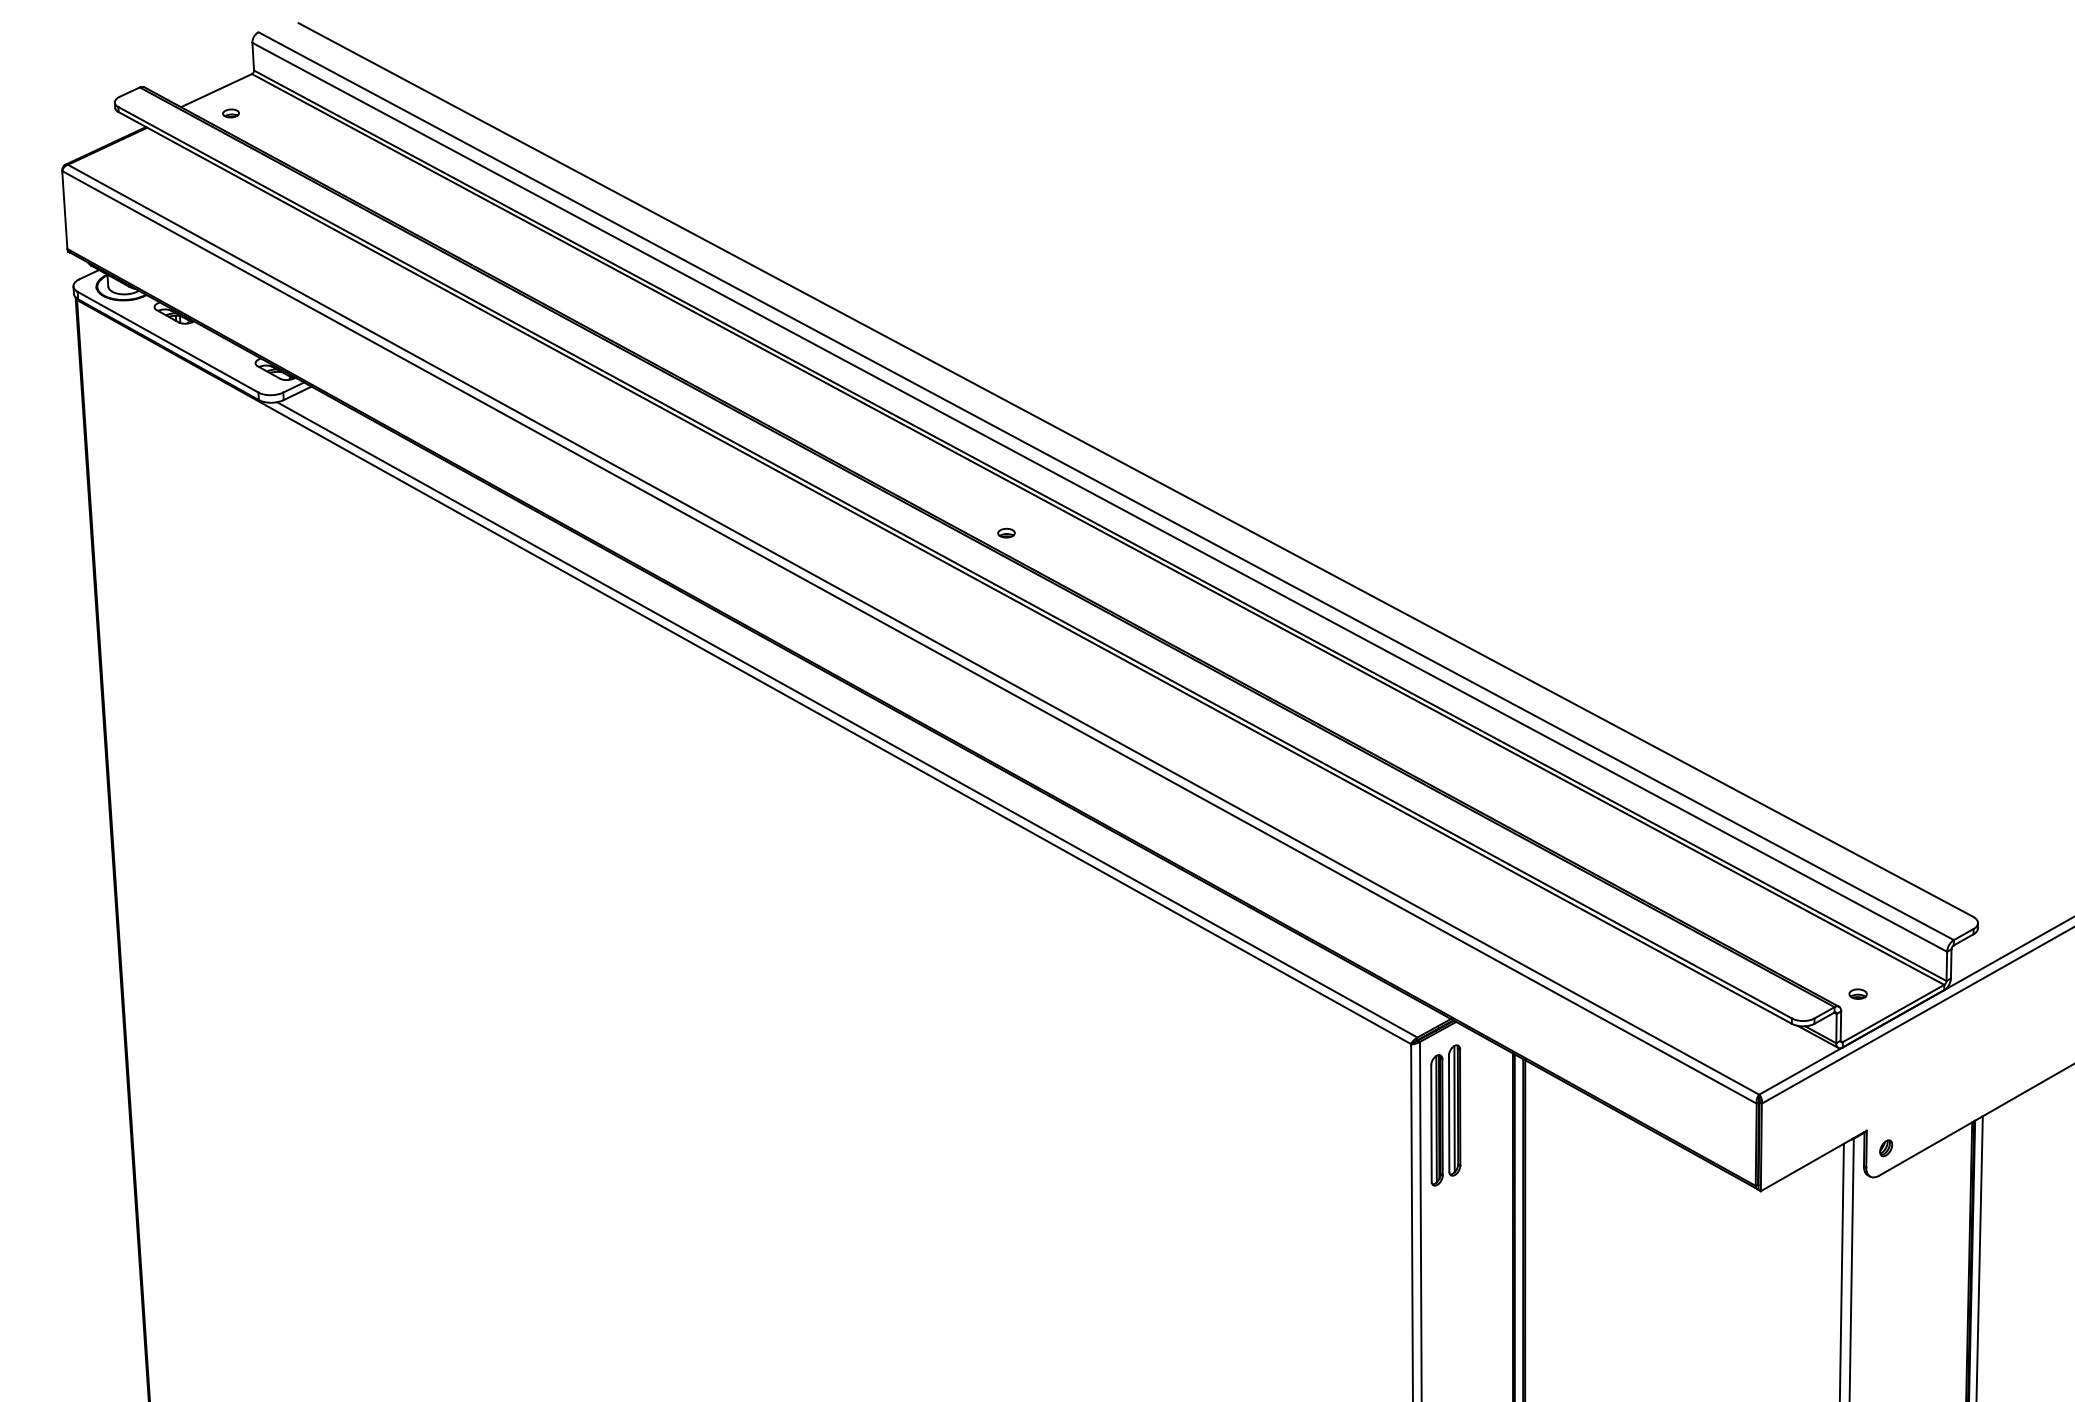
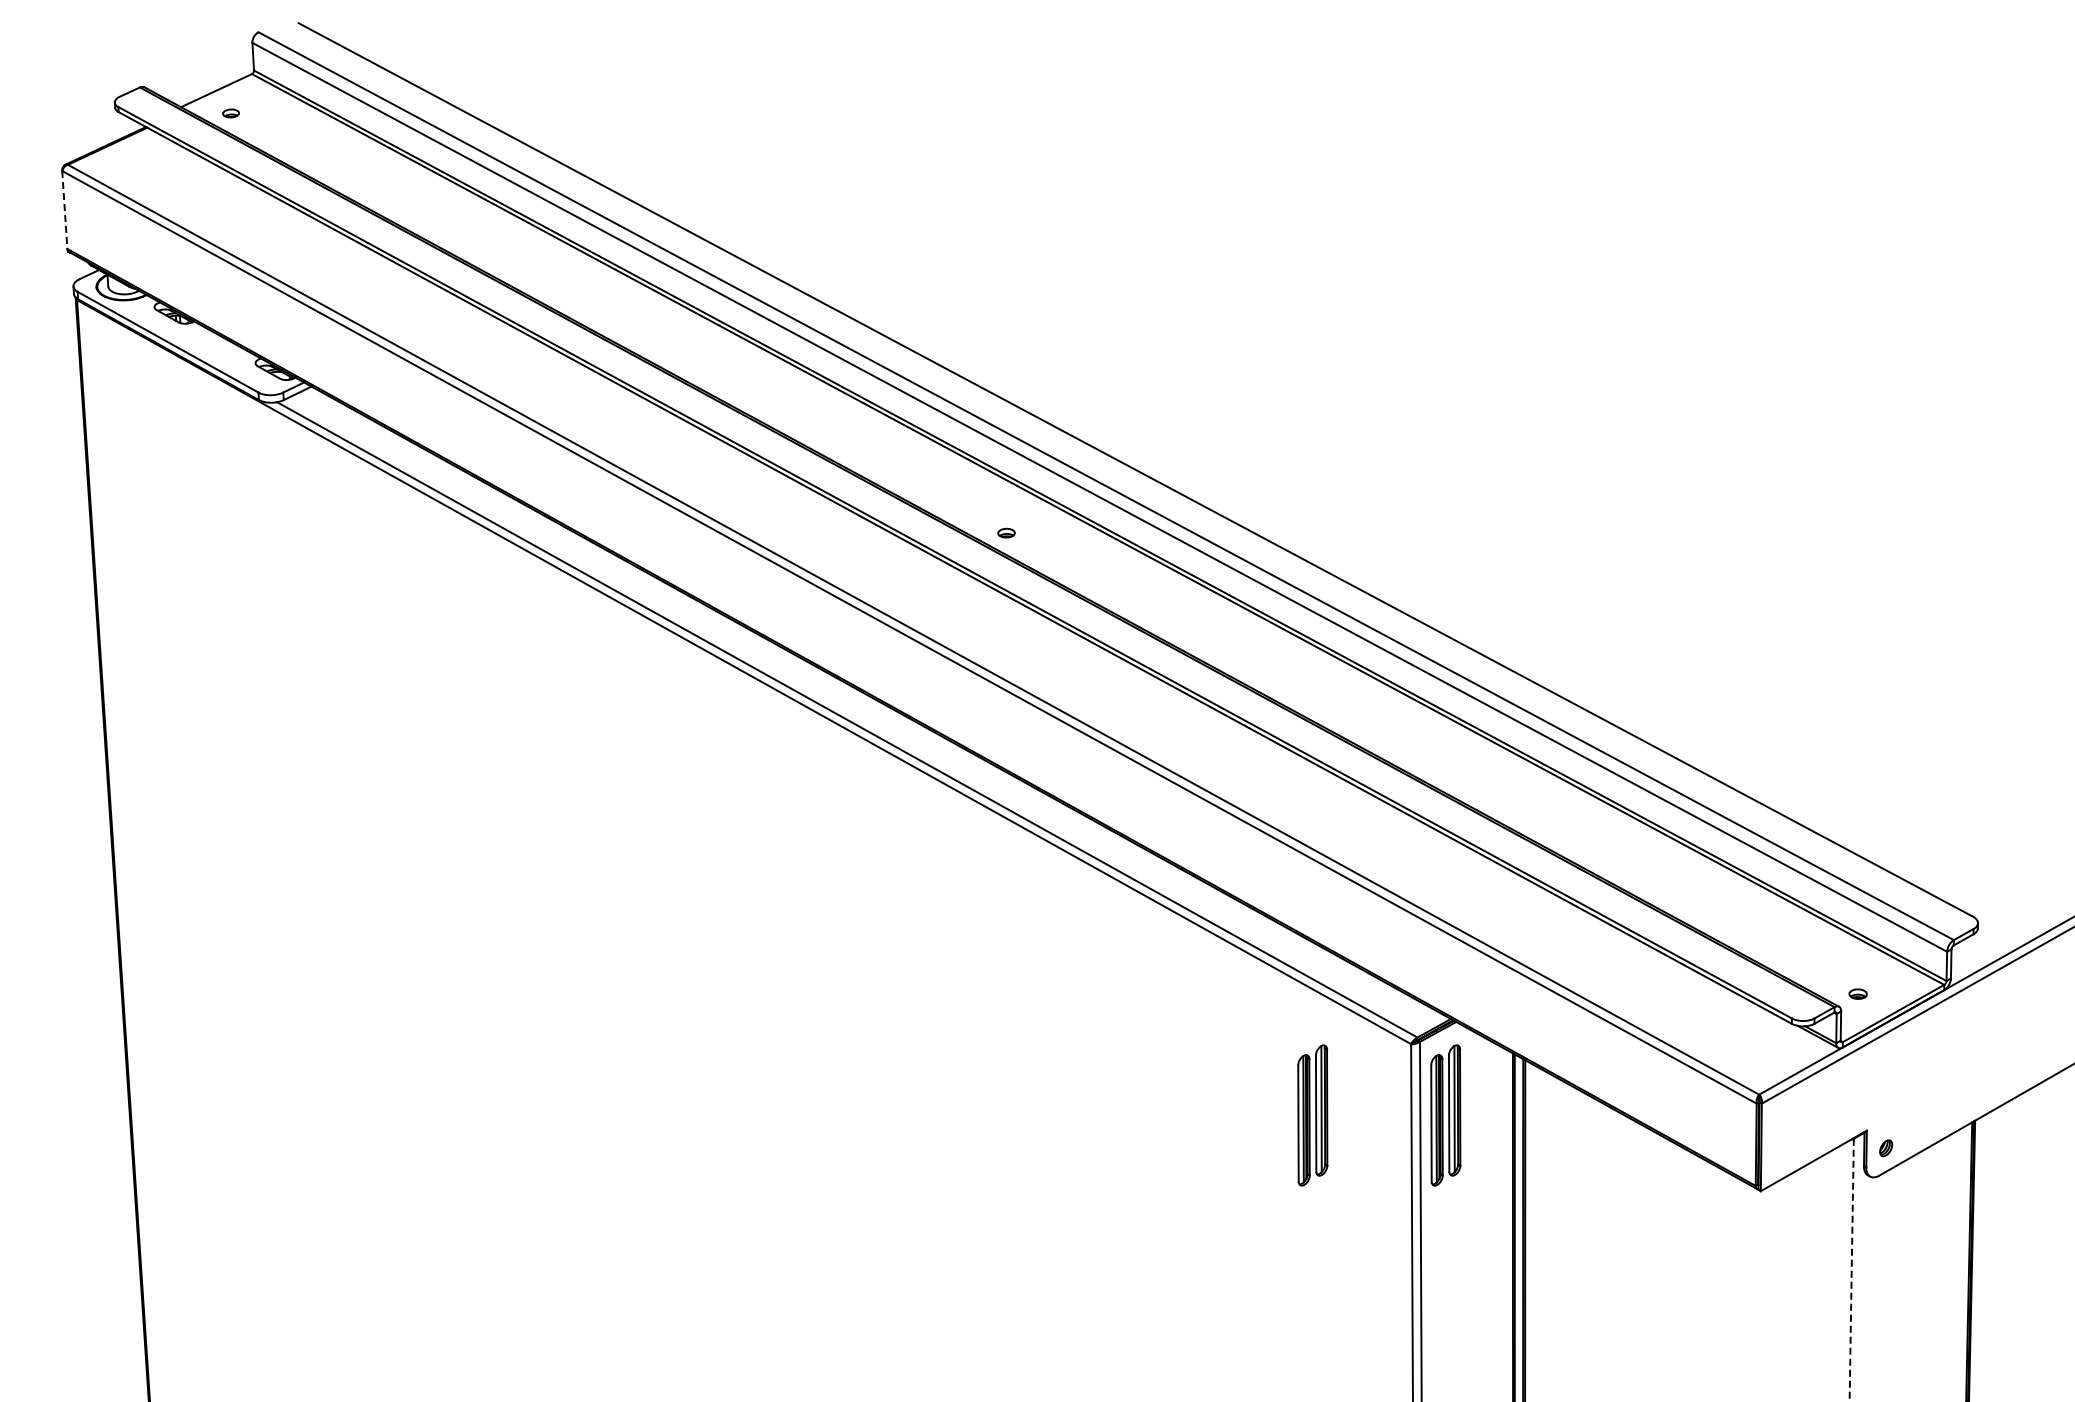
line: solid -> dashed (64, 210)
part: none -> present (1312, 1115)
line: present -> none (1979, 1257)
line: present -> none (1841, 1270)
line: solid -> dashed (1851, 1270)
